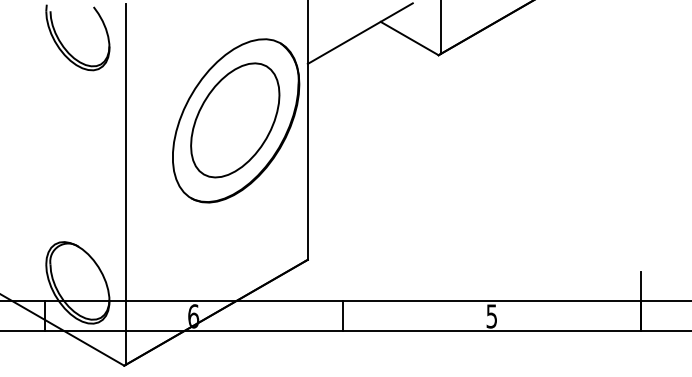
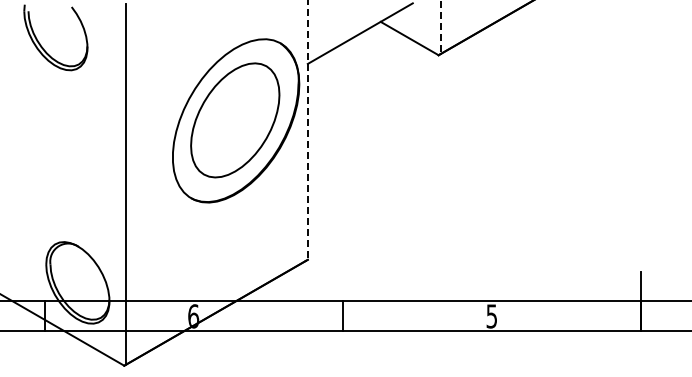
line: solid -> dashed (440, 27)
part position: (65, 47) -> (43, 47) (43, 47)
line: solid -> dashed (307, 129)
